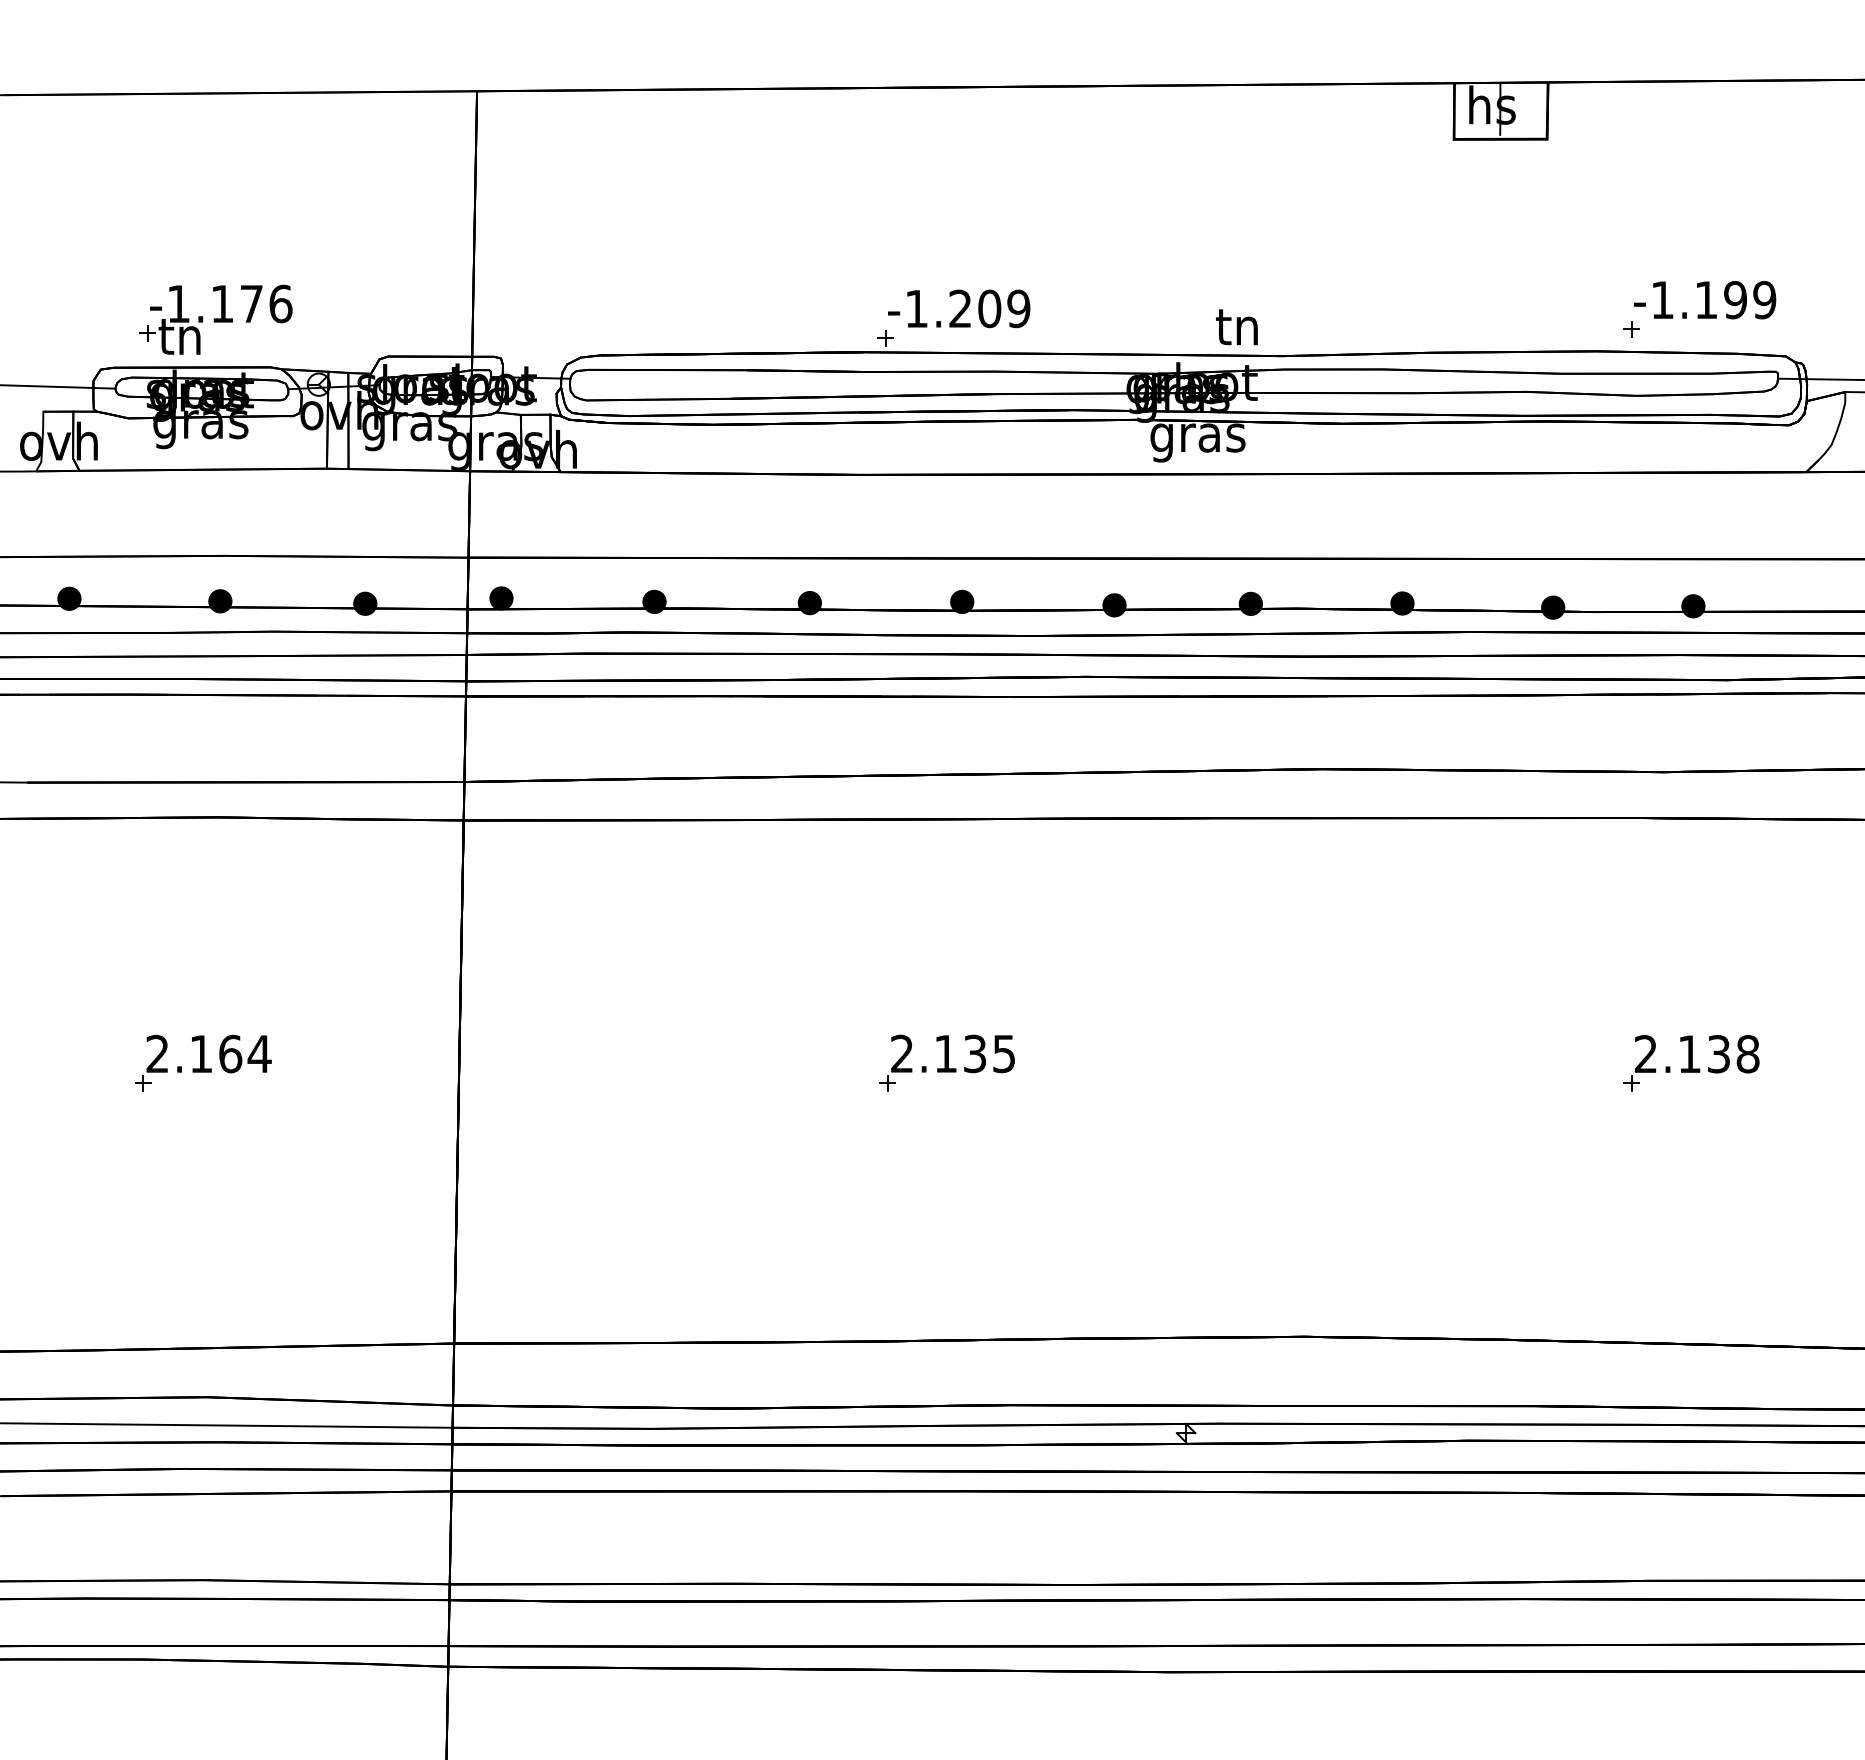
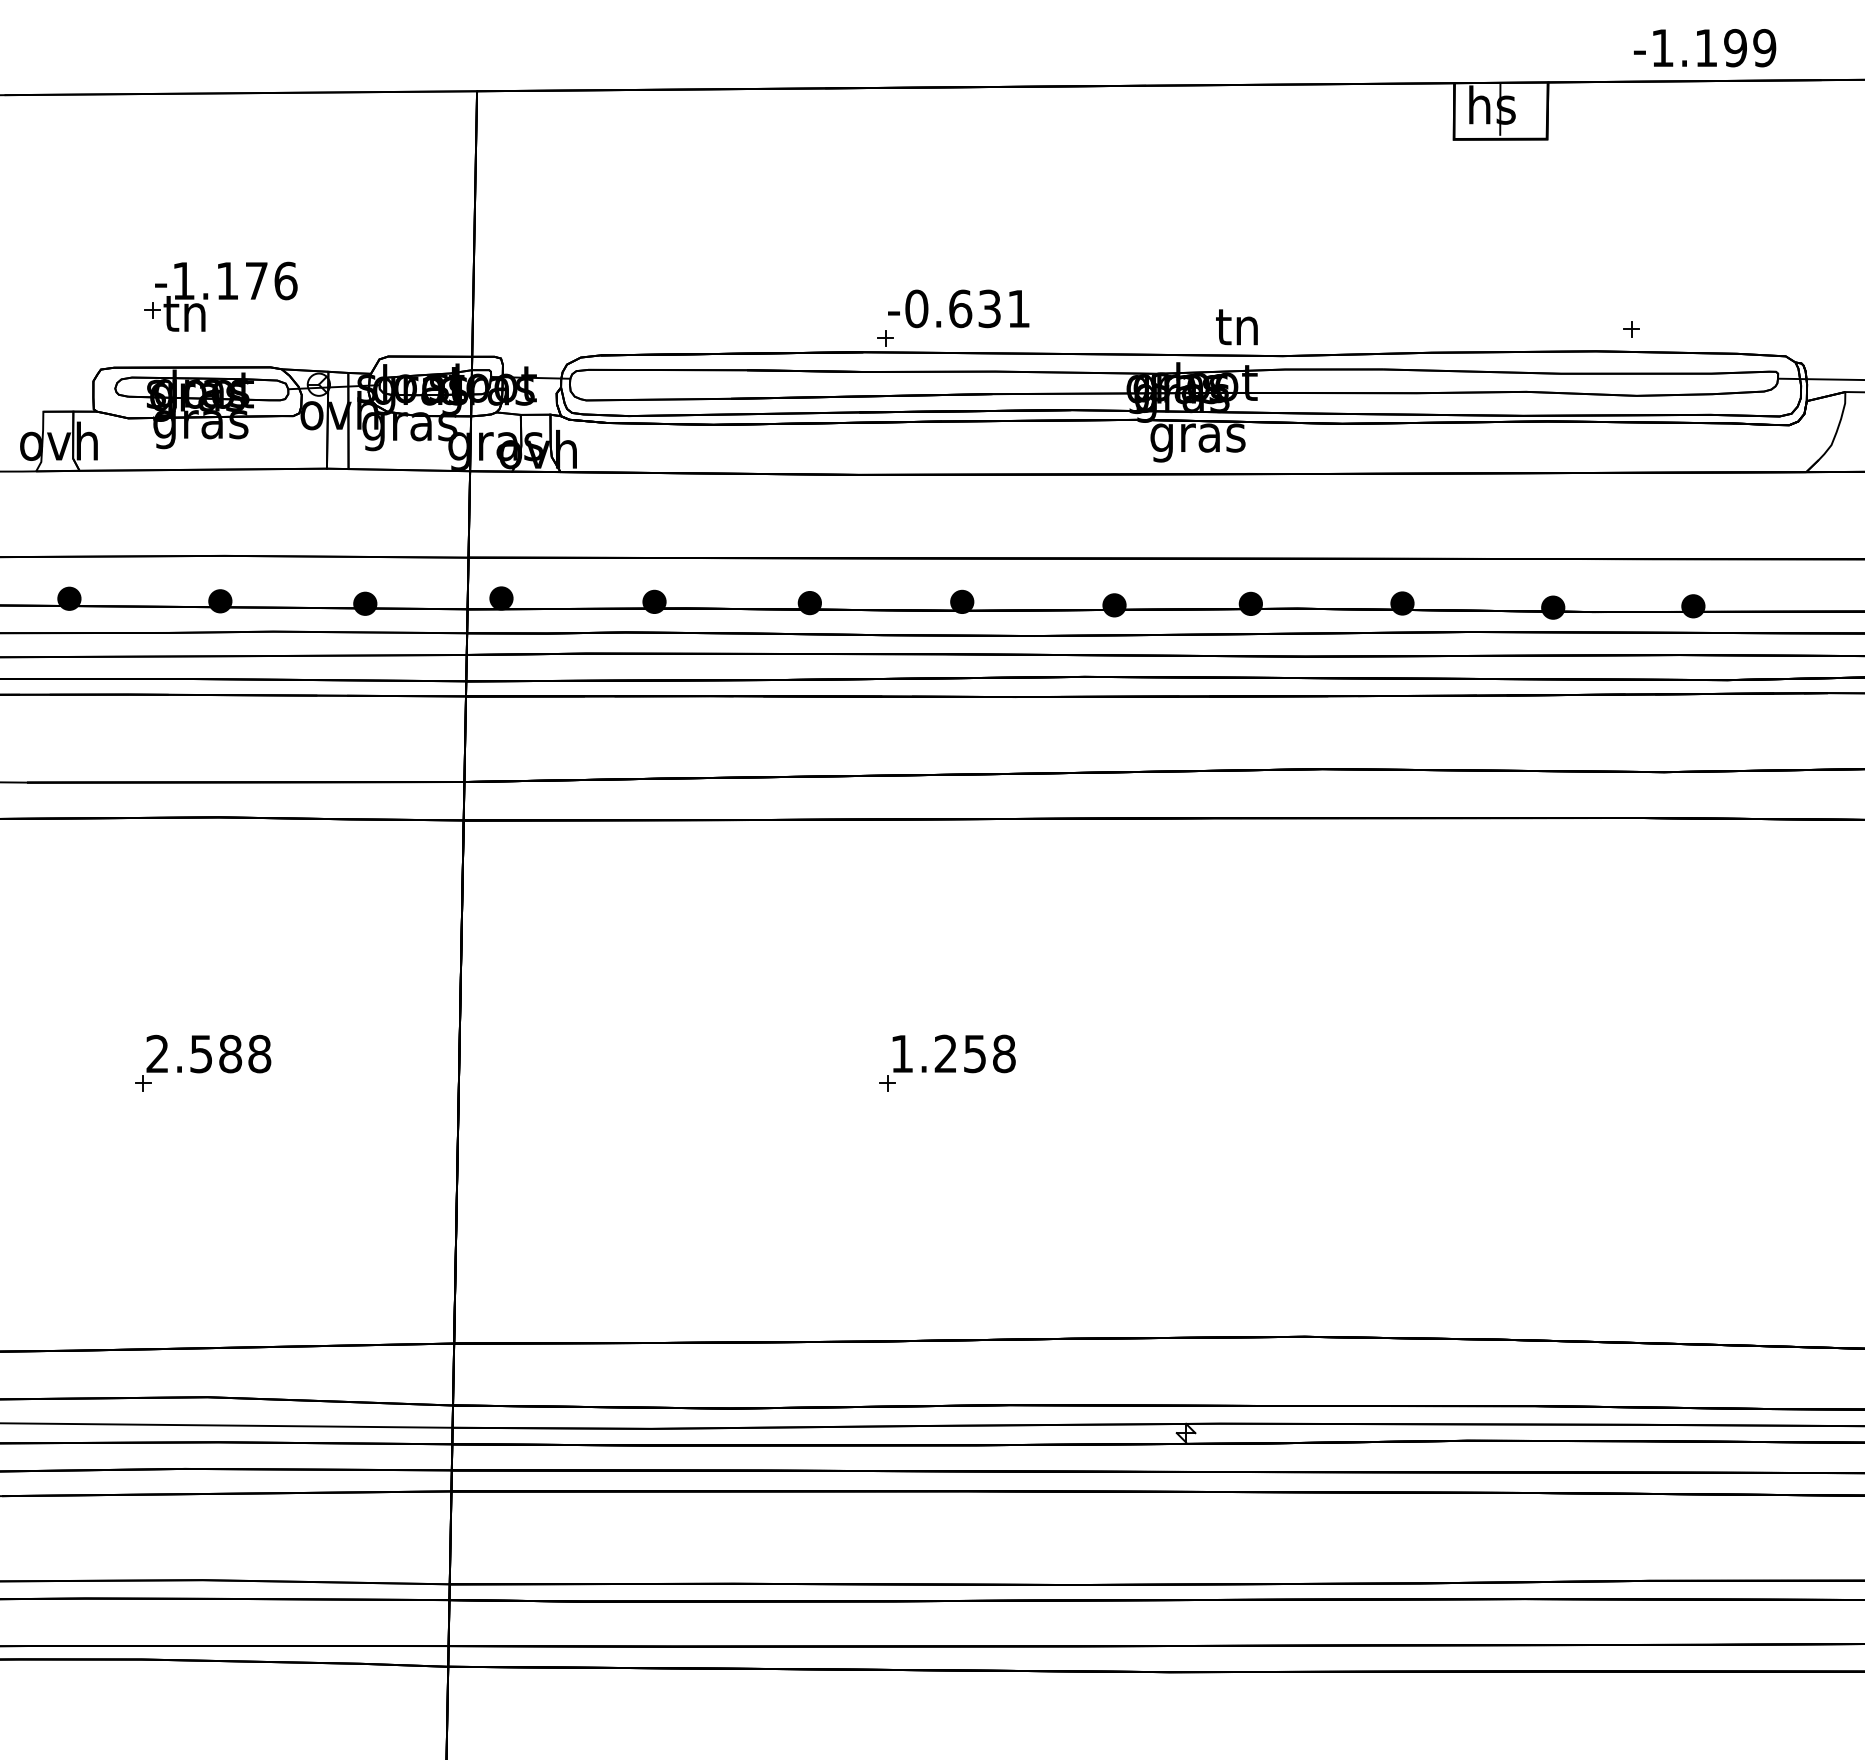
text position: (1705, 300) -> (1705, 48) (1705, 48)
text: -1.209 -> -0.631 (967, 308)
part position: (215, 319) -> (220, 296) (220, 296)
line: present -> none (58, 386)
text: 2.164 -> 2.588 (230, 1053)
text: 2.135 -> 1.258 (953, 1053)
part: present -> none (1691, 1063)
